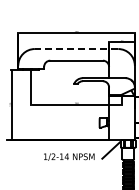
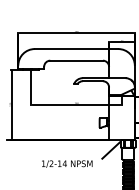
line: dashed -> solid (76, 49)
text position: (69, 156) -> (67, 163) (67, 163)
